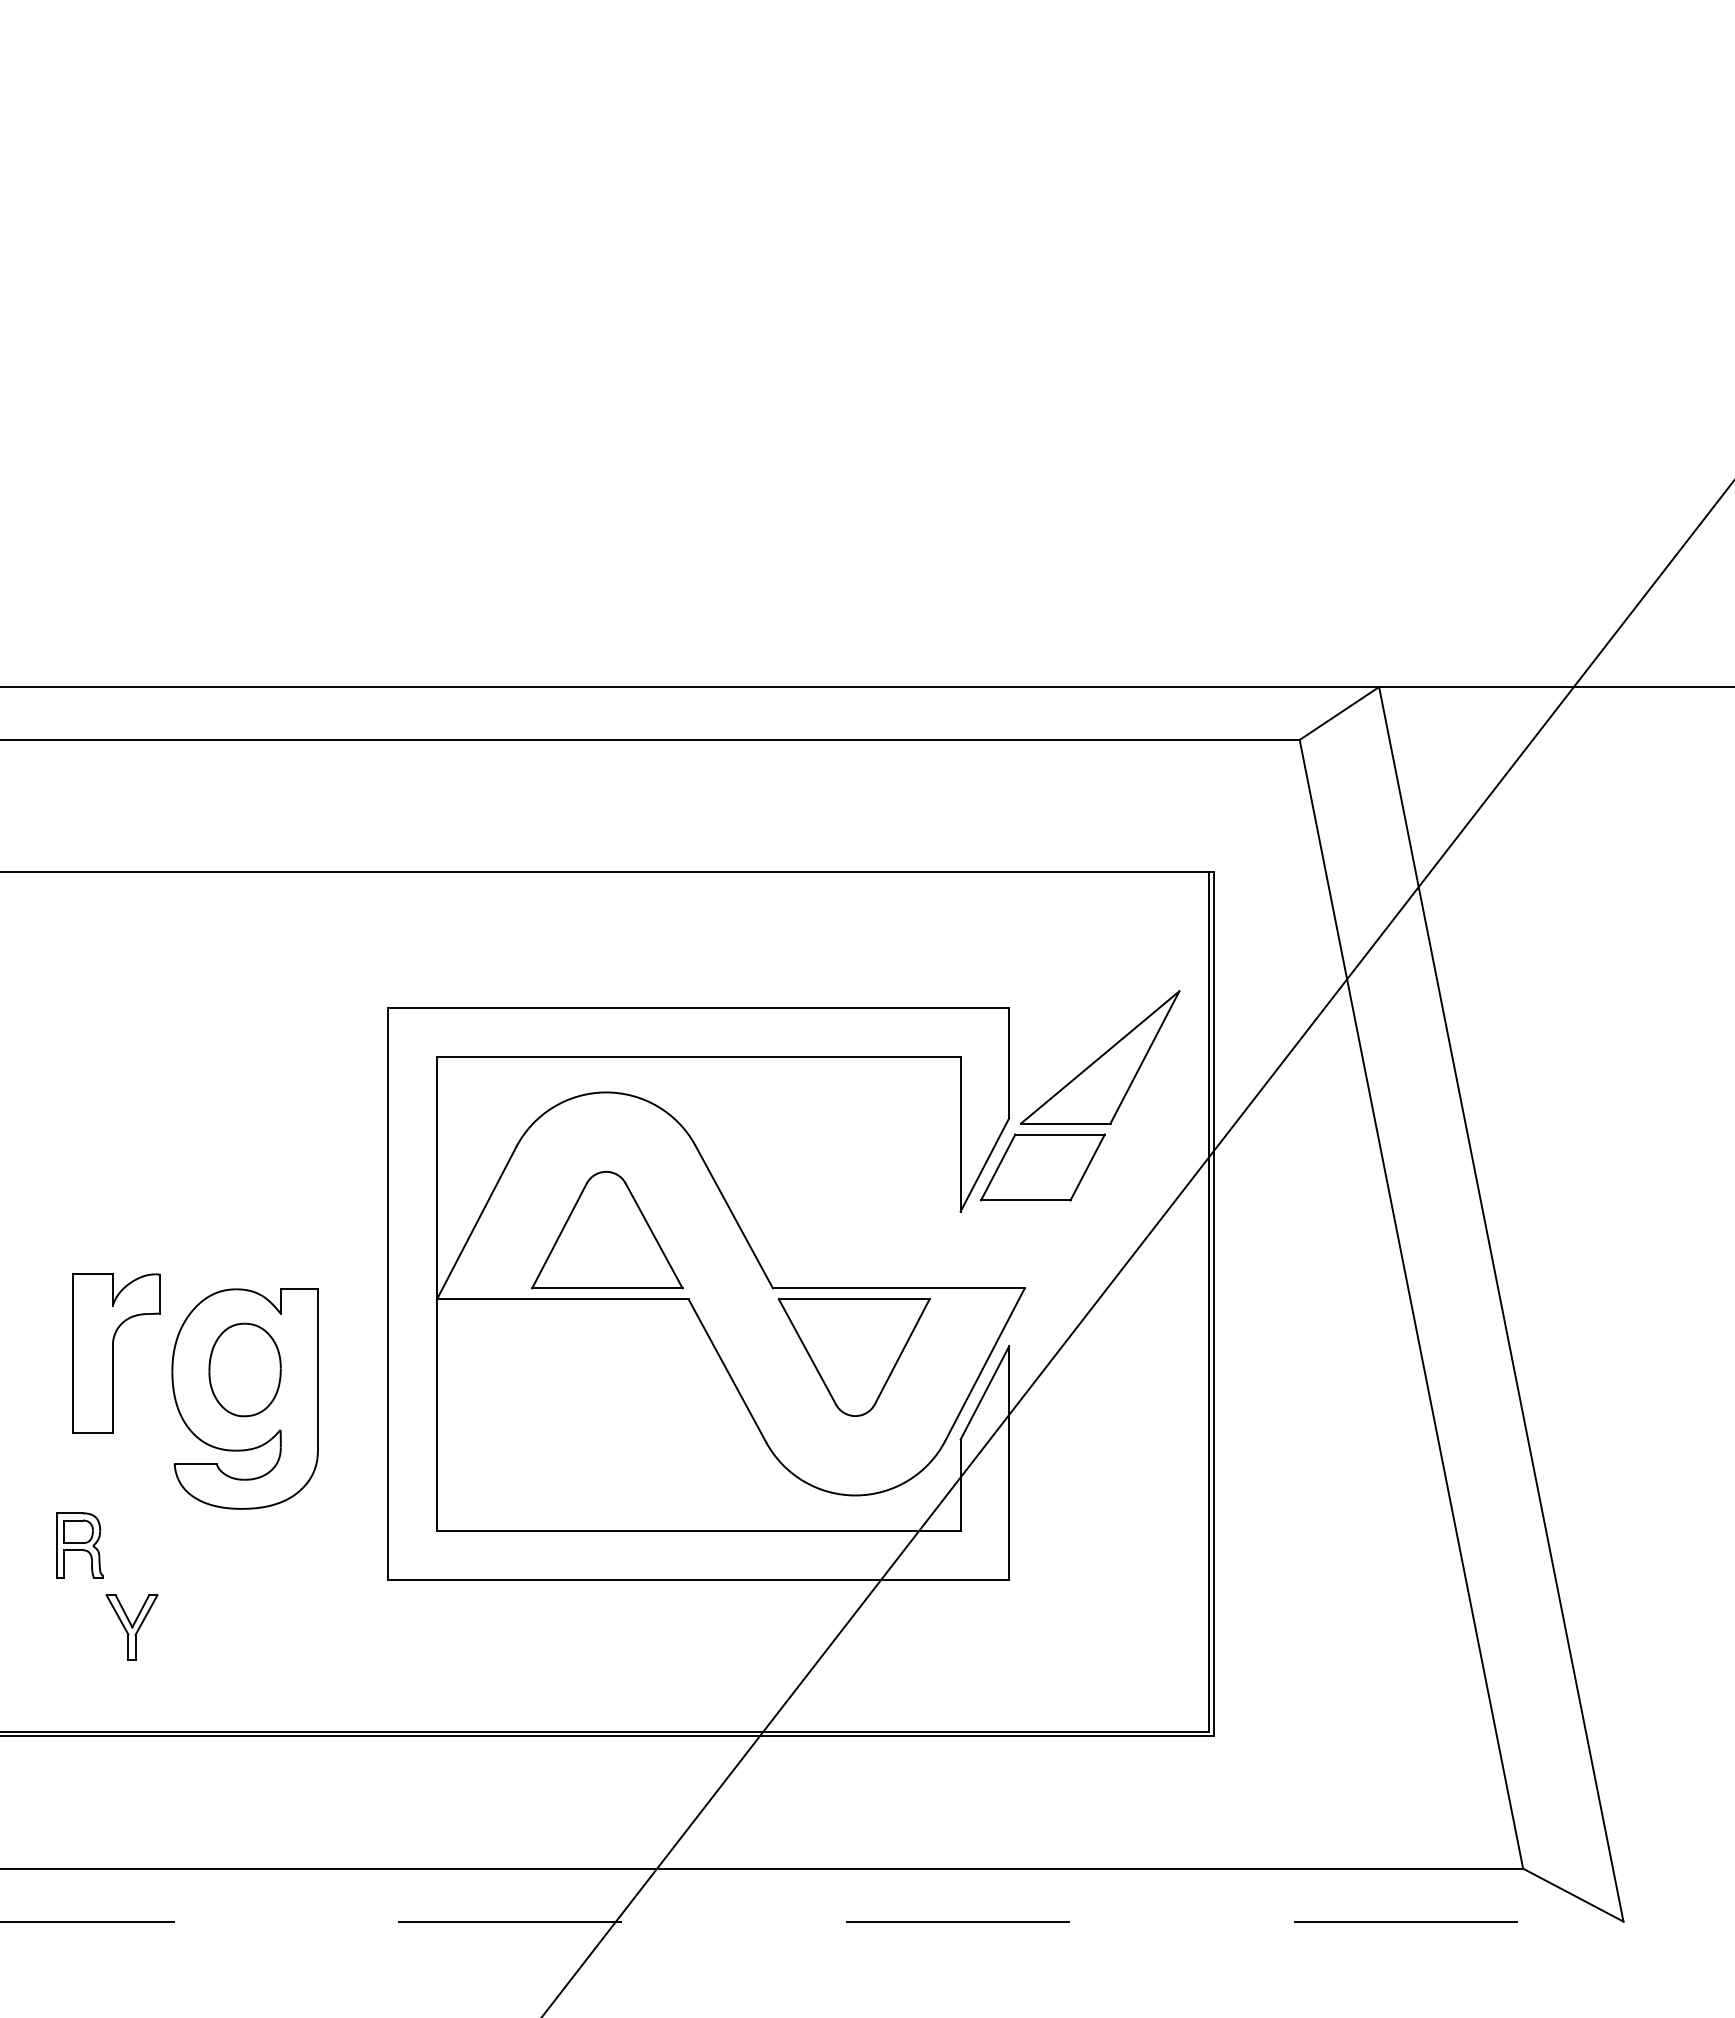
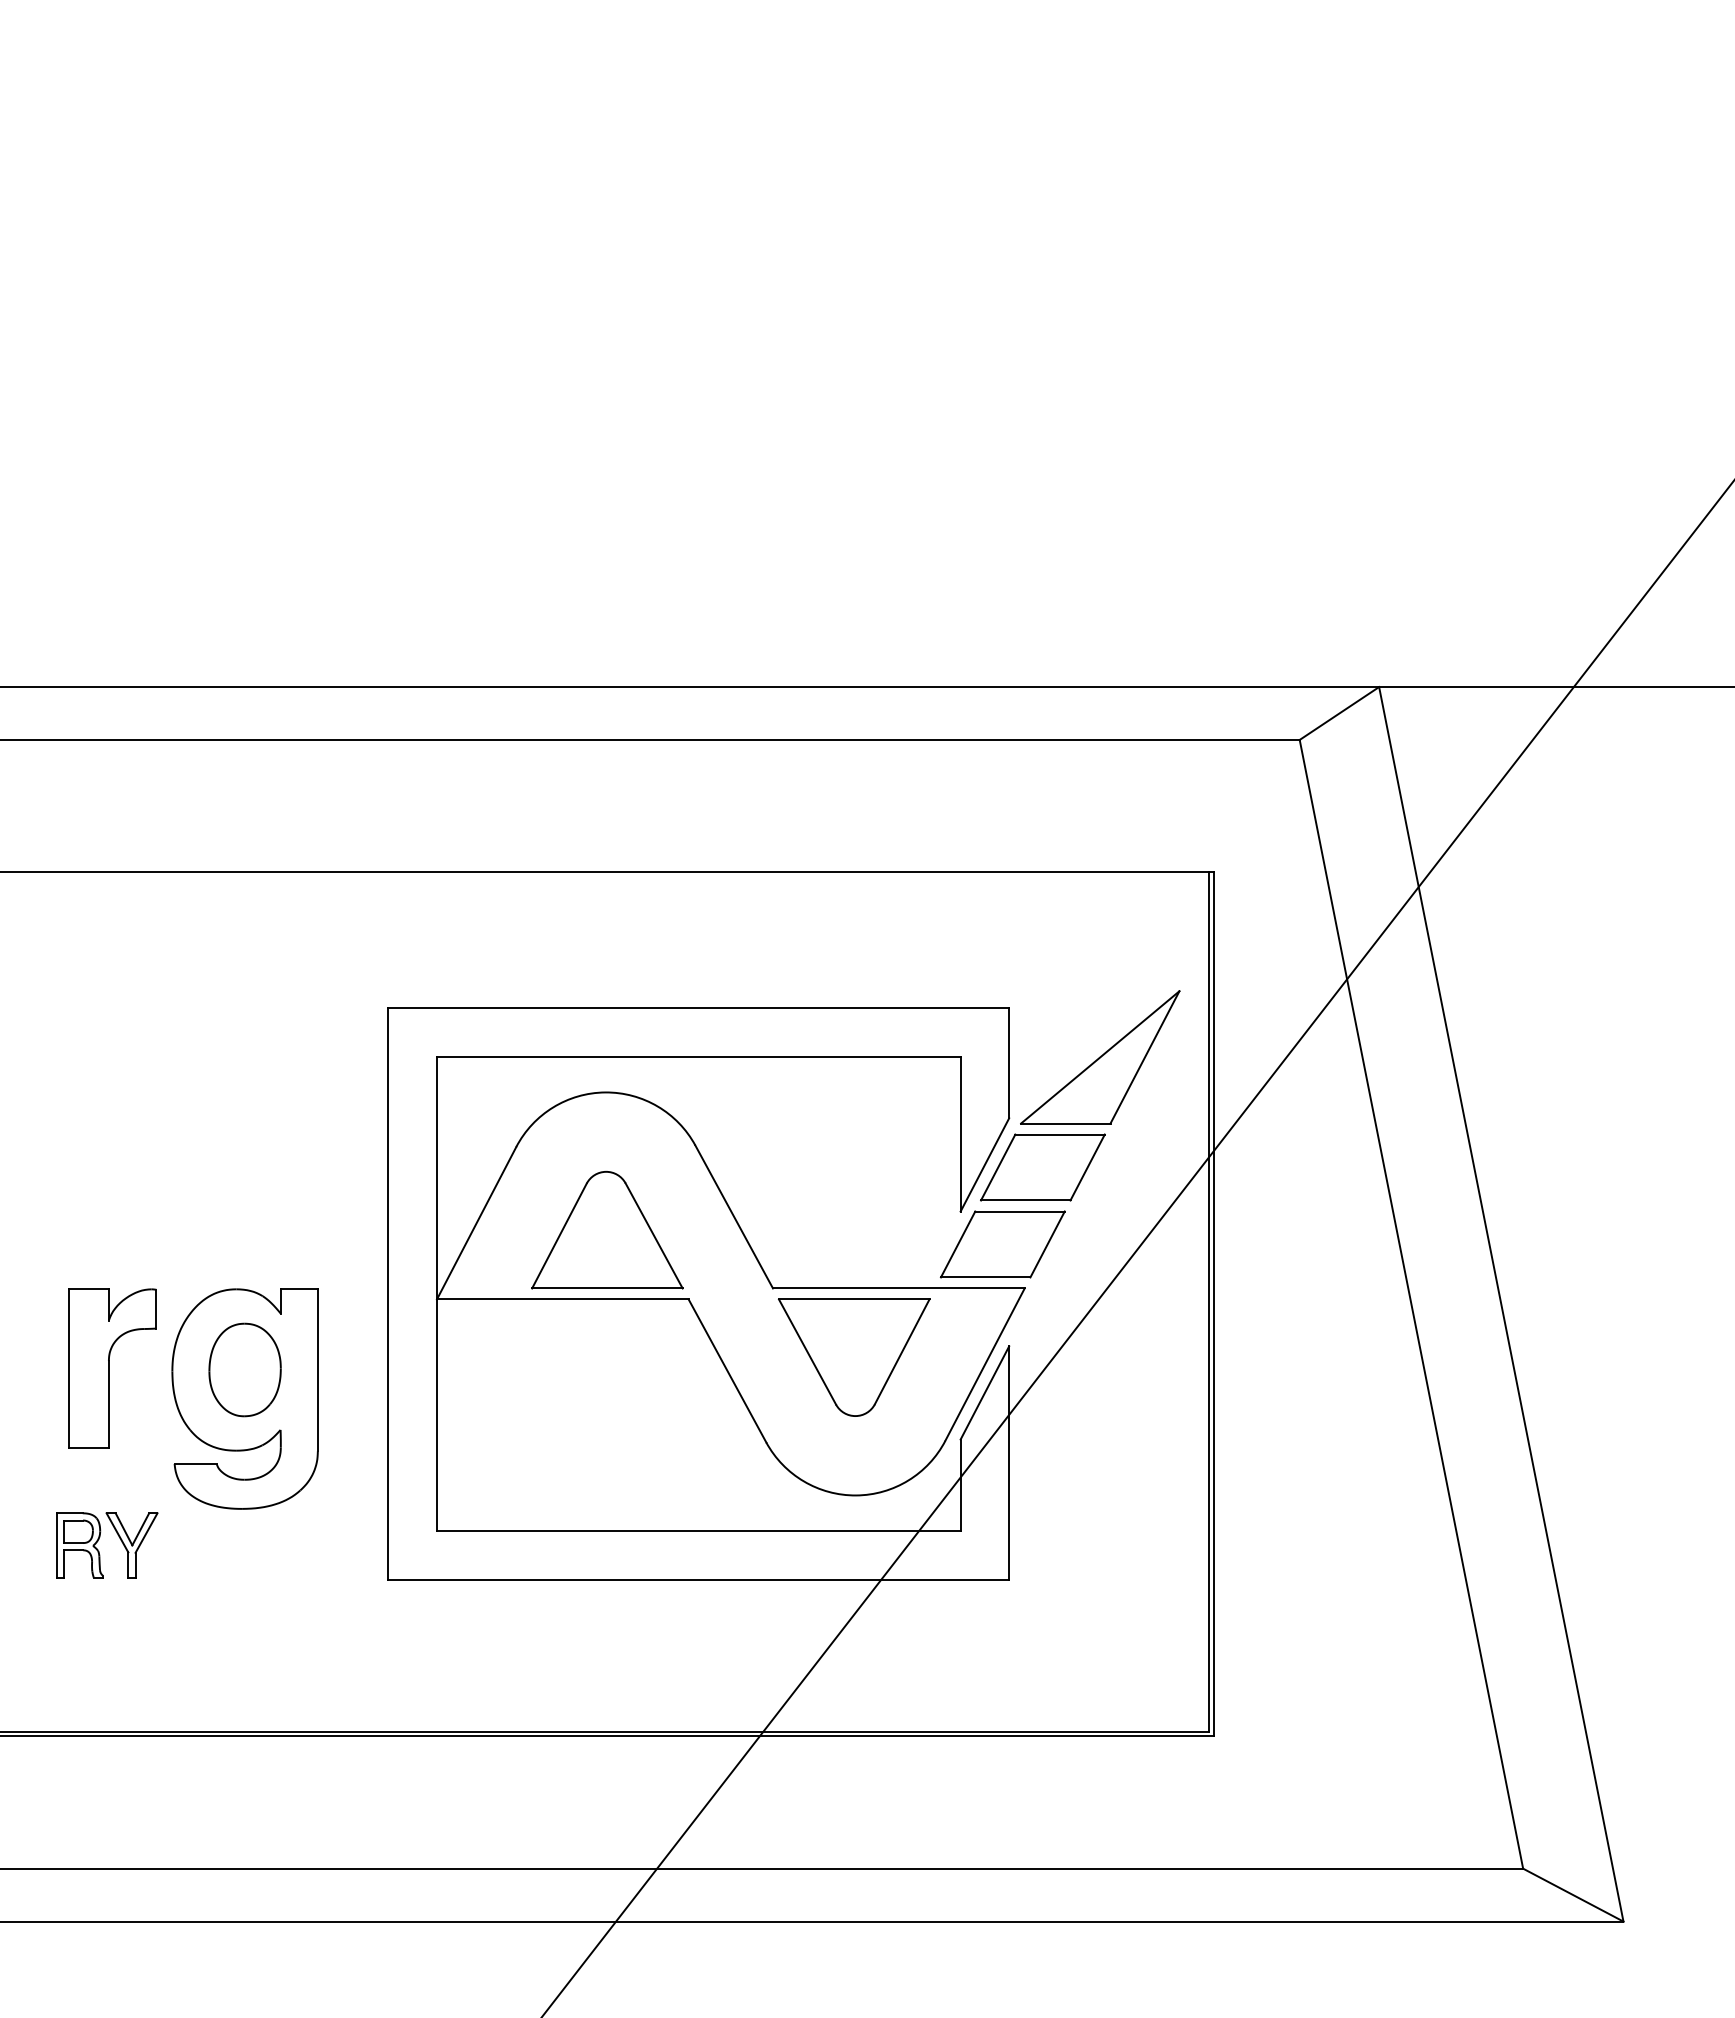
part: none -> present (1002, 1244)
part position: (116, 1353) -> (112, 1368) (112, 1368)
part position: (131, 1627) -> (131, 1545) (131, 1545)
line: dashed -> solid (812, 1921)
